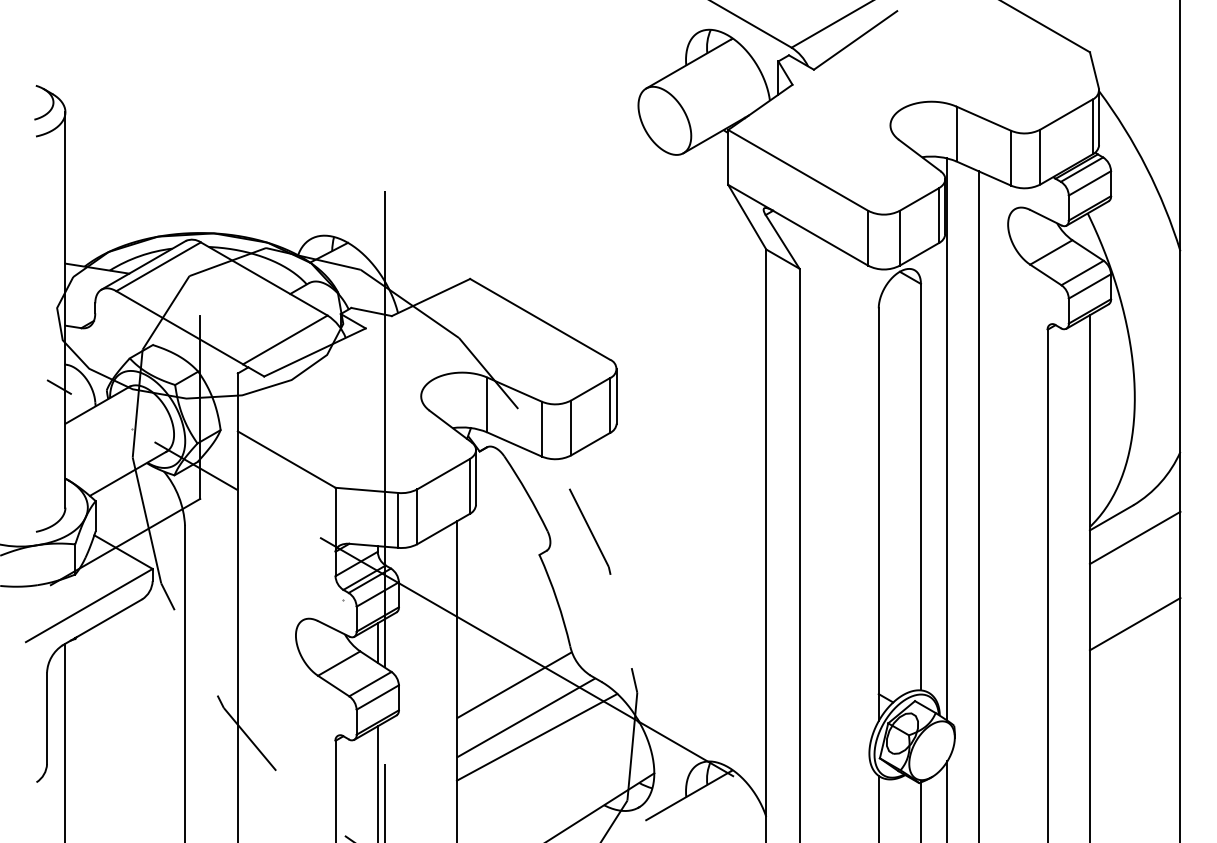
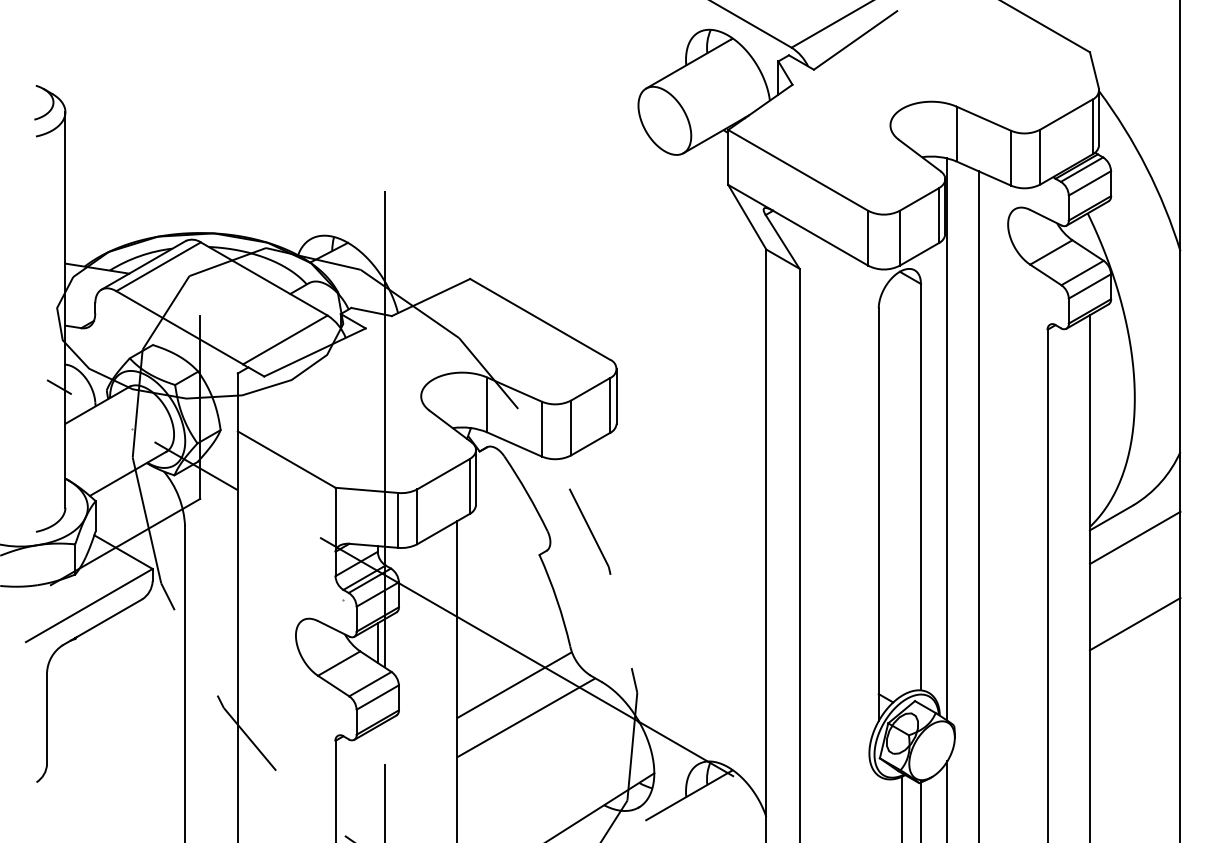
line: present -> none (536, 736)
line: present -> none (65, 741)
line: present -> none (377, 782)
line position: (878, 807) -> (901, 807) (901, 807)
